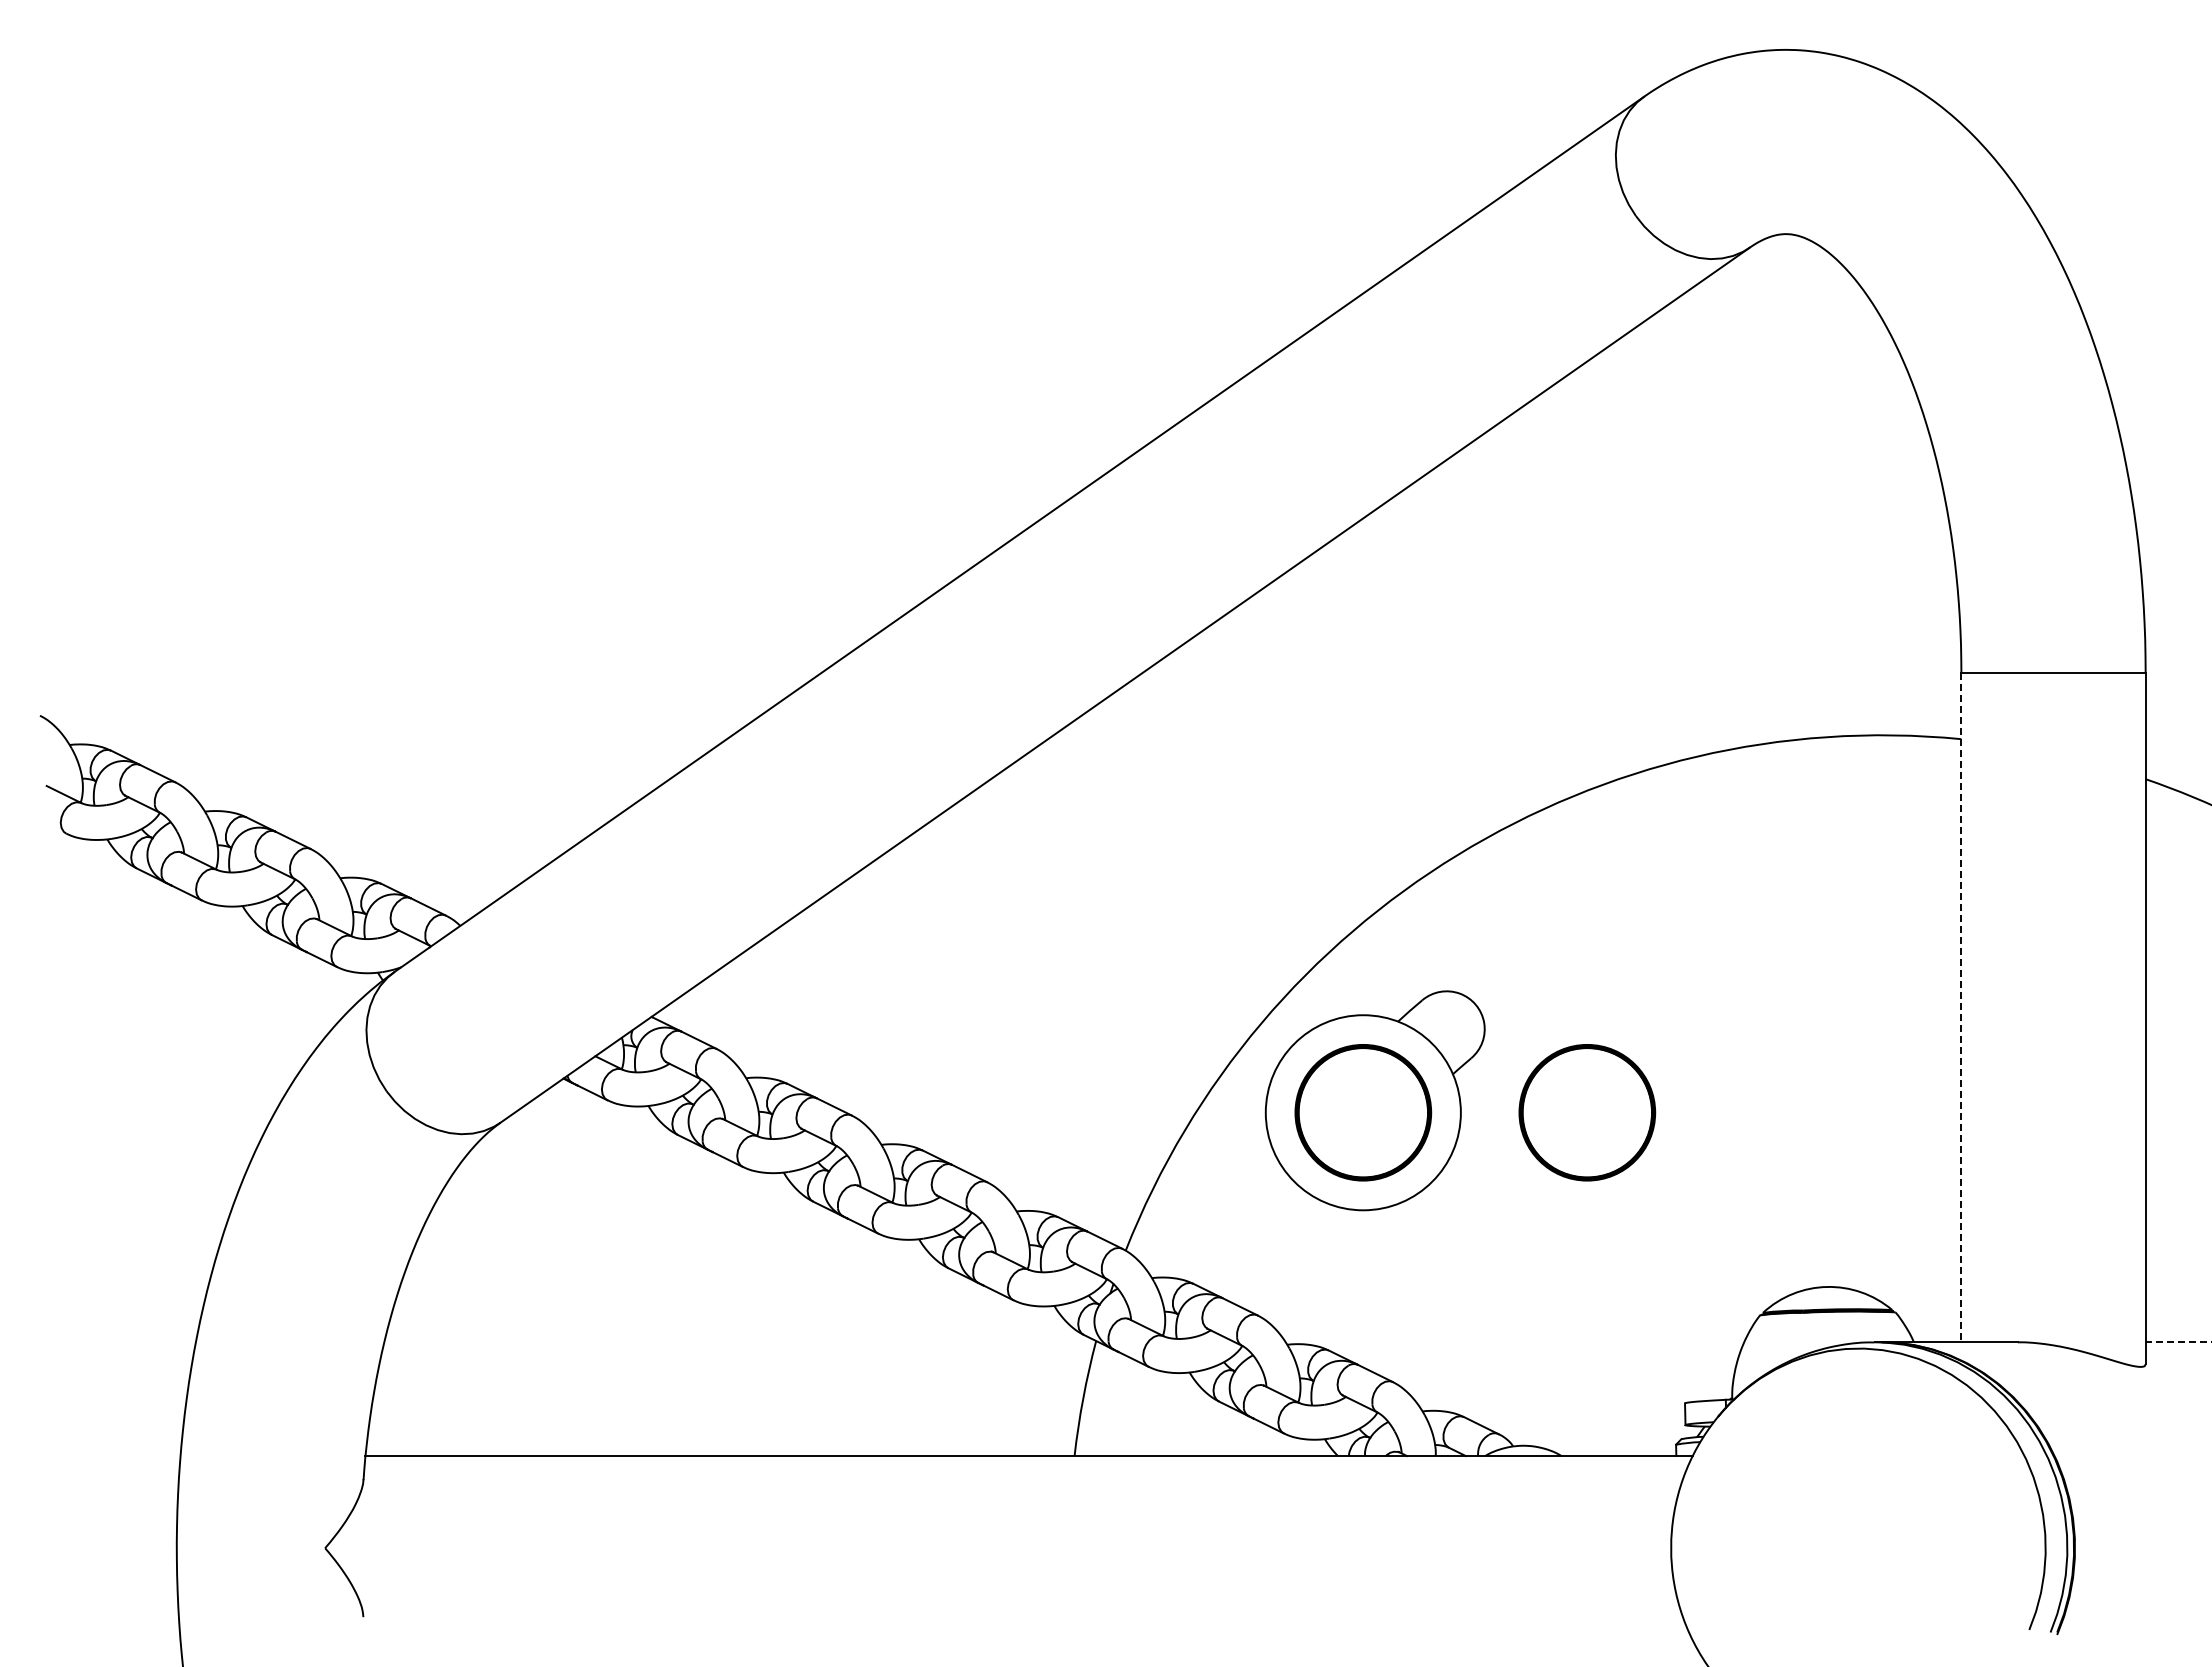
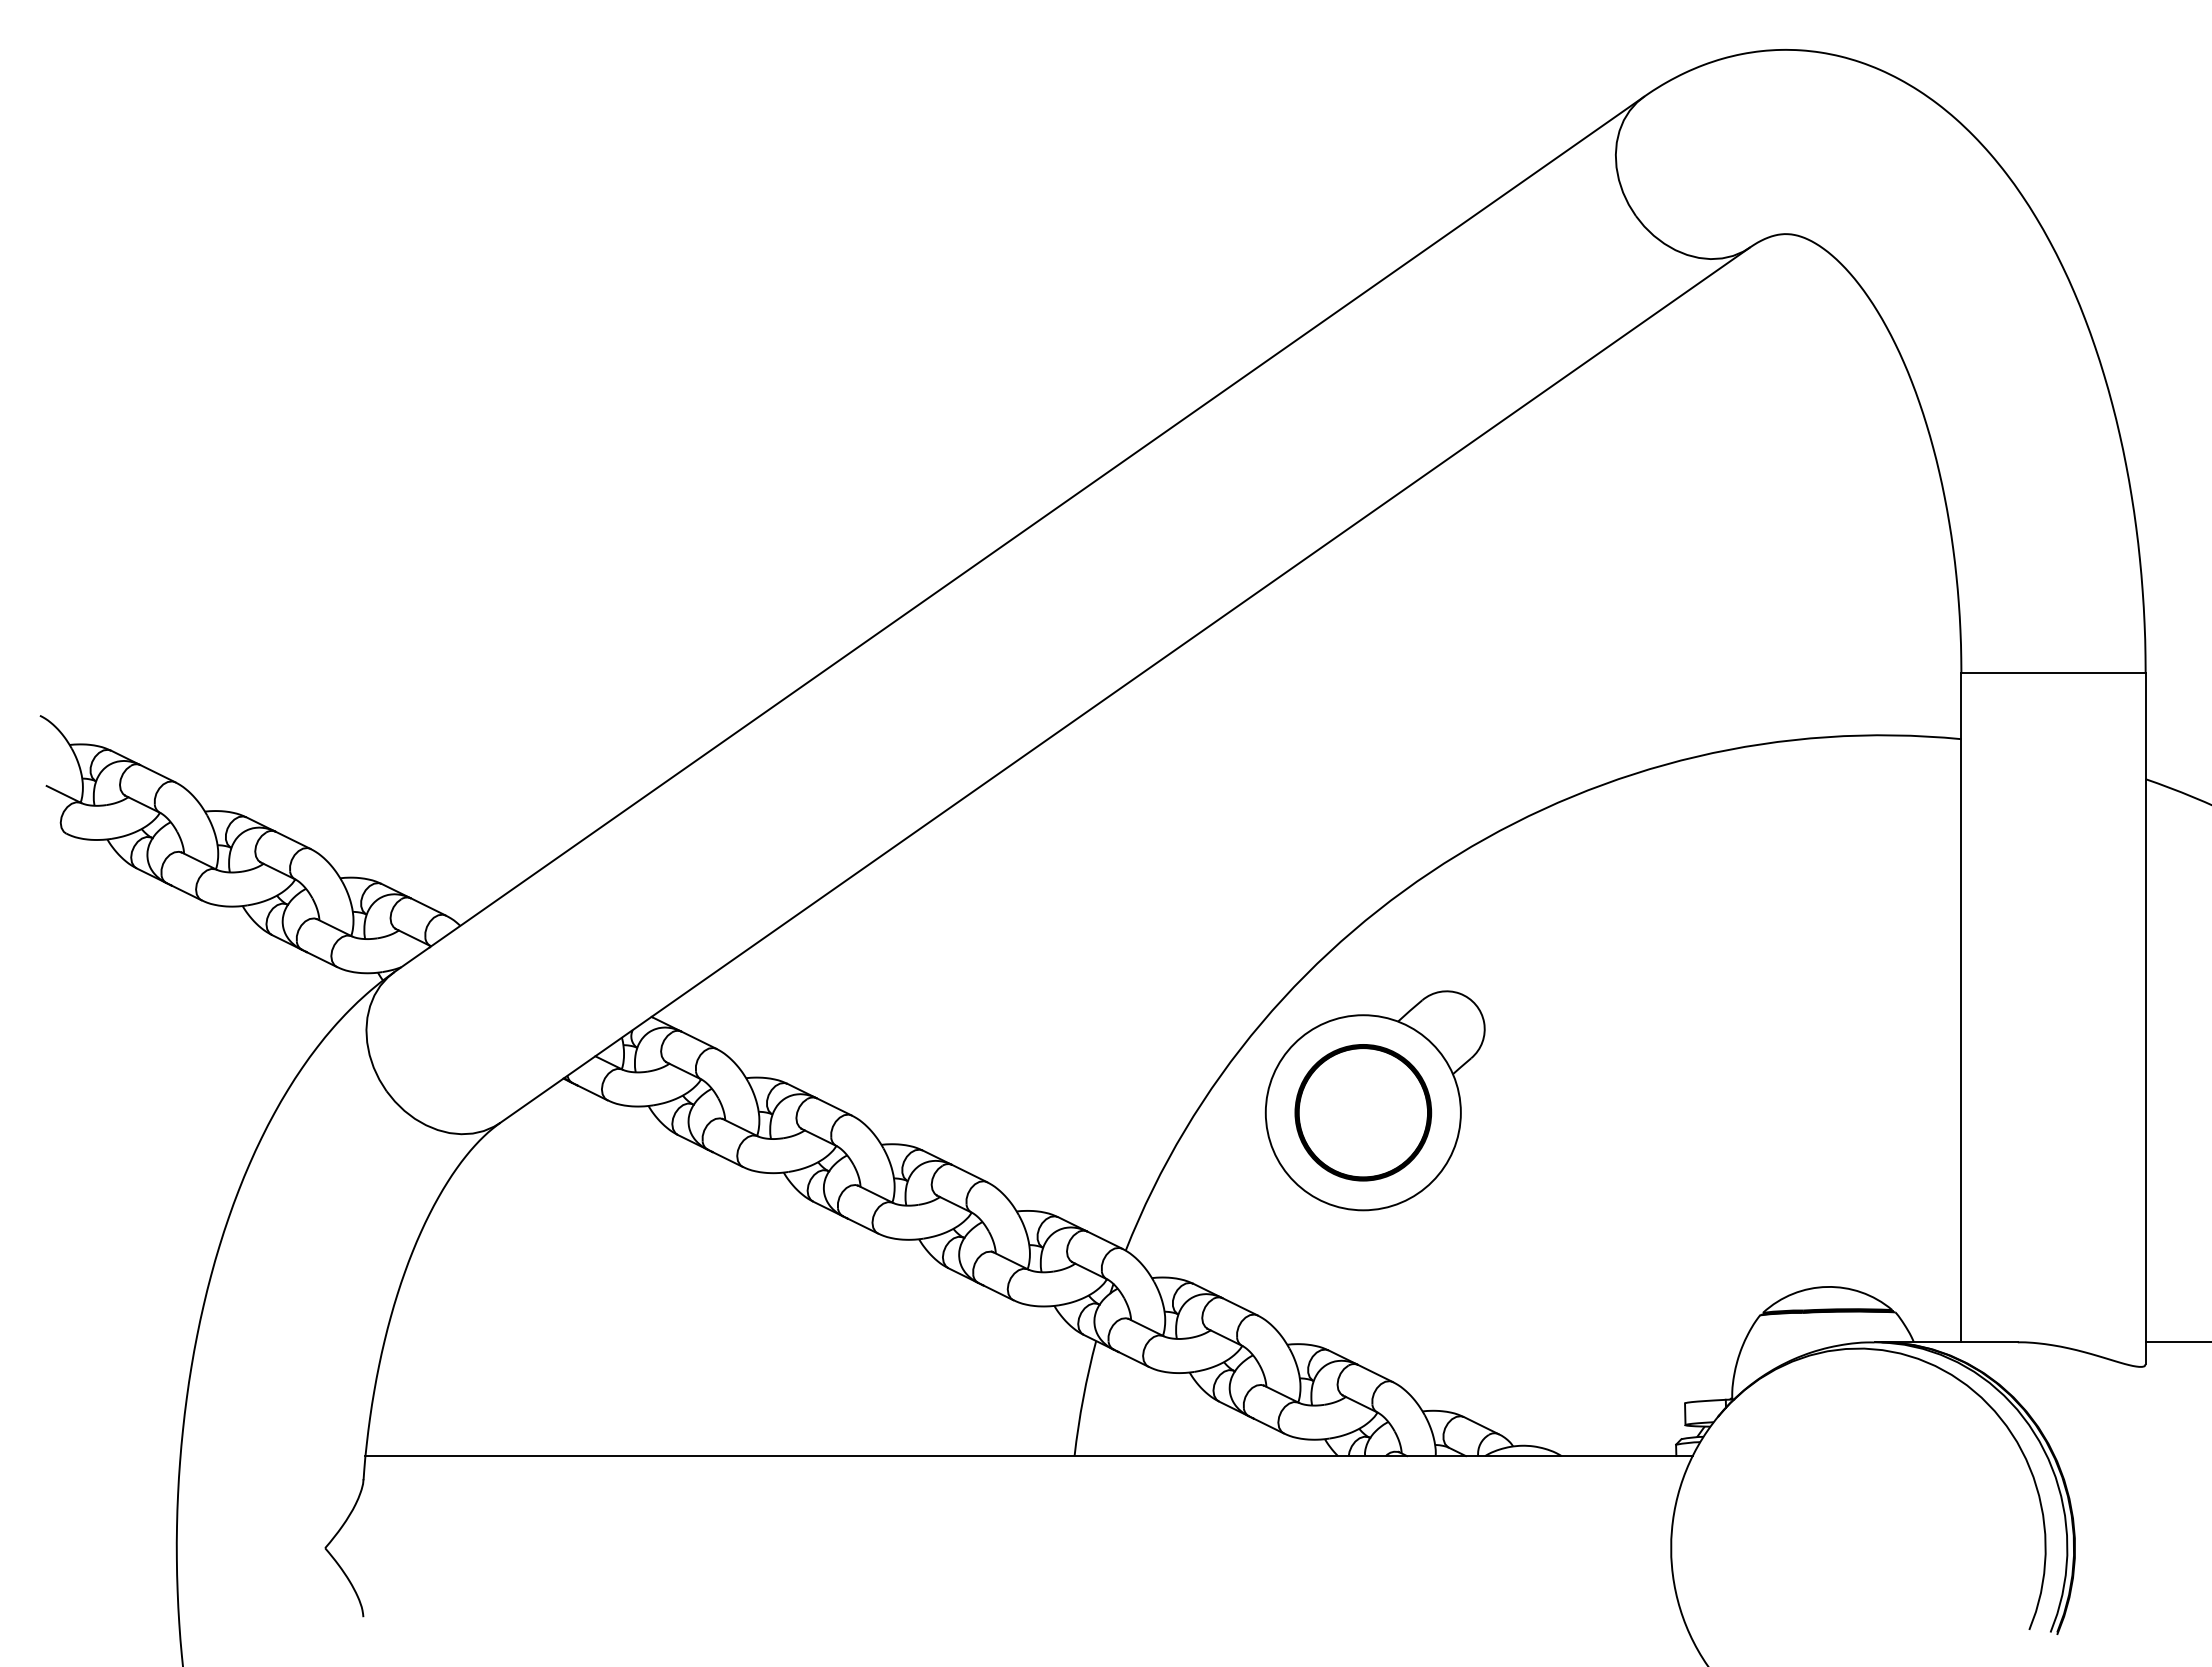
line: dashed -> solid (1961, 1007)
part: present -> none (1587, 1112)
line: dashed -> solid (2178, 1342)
